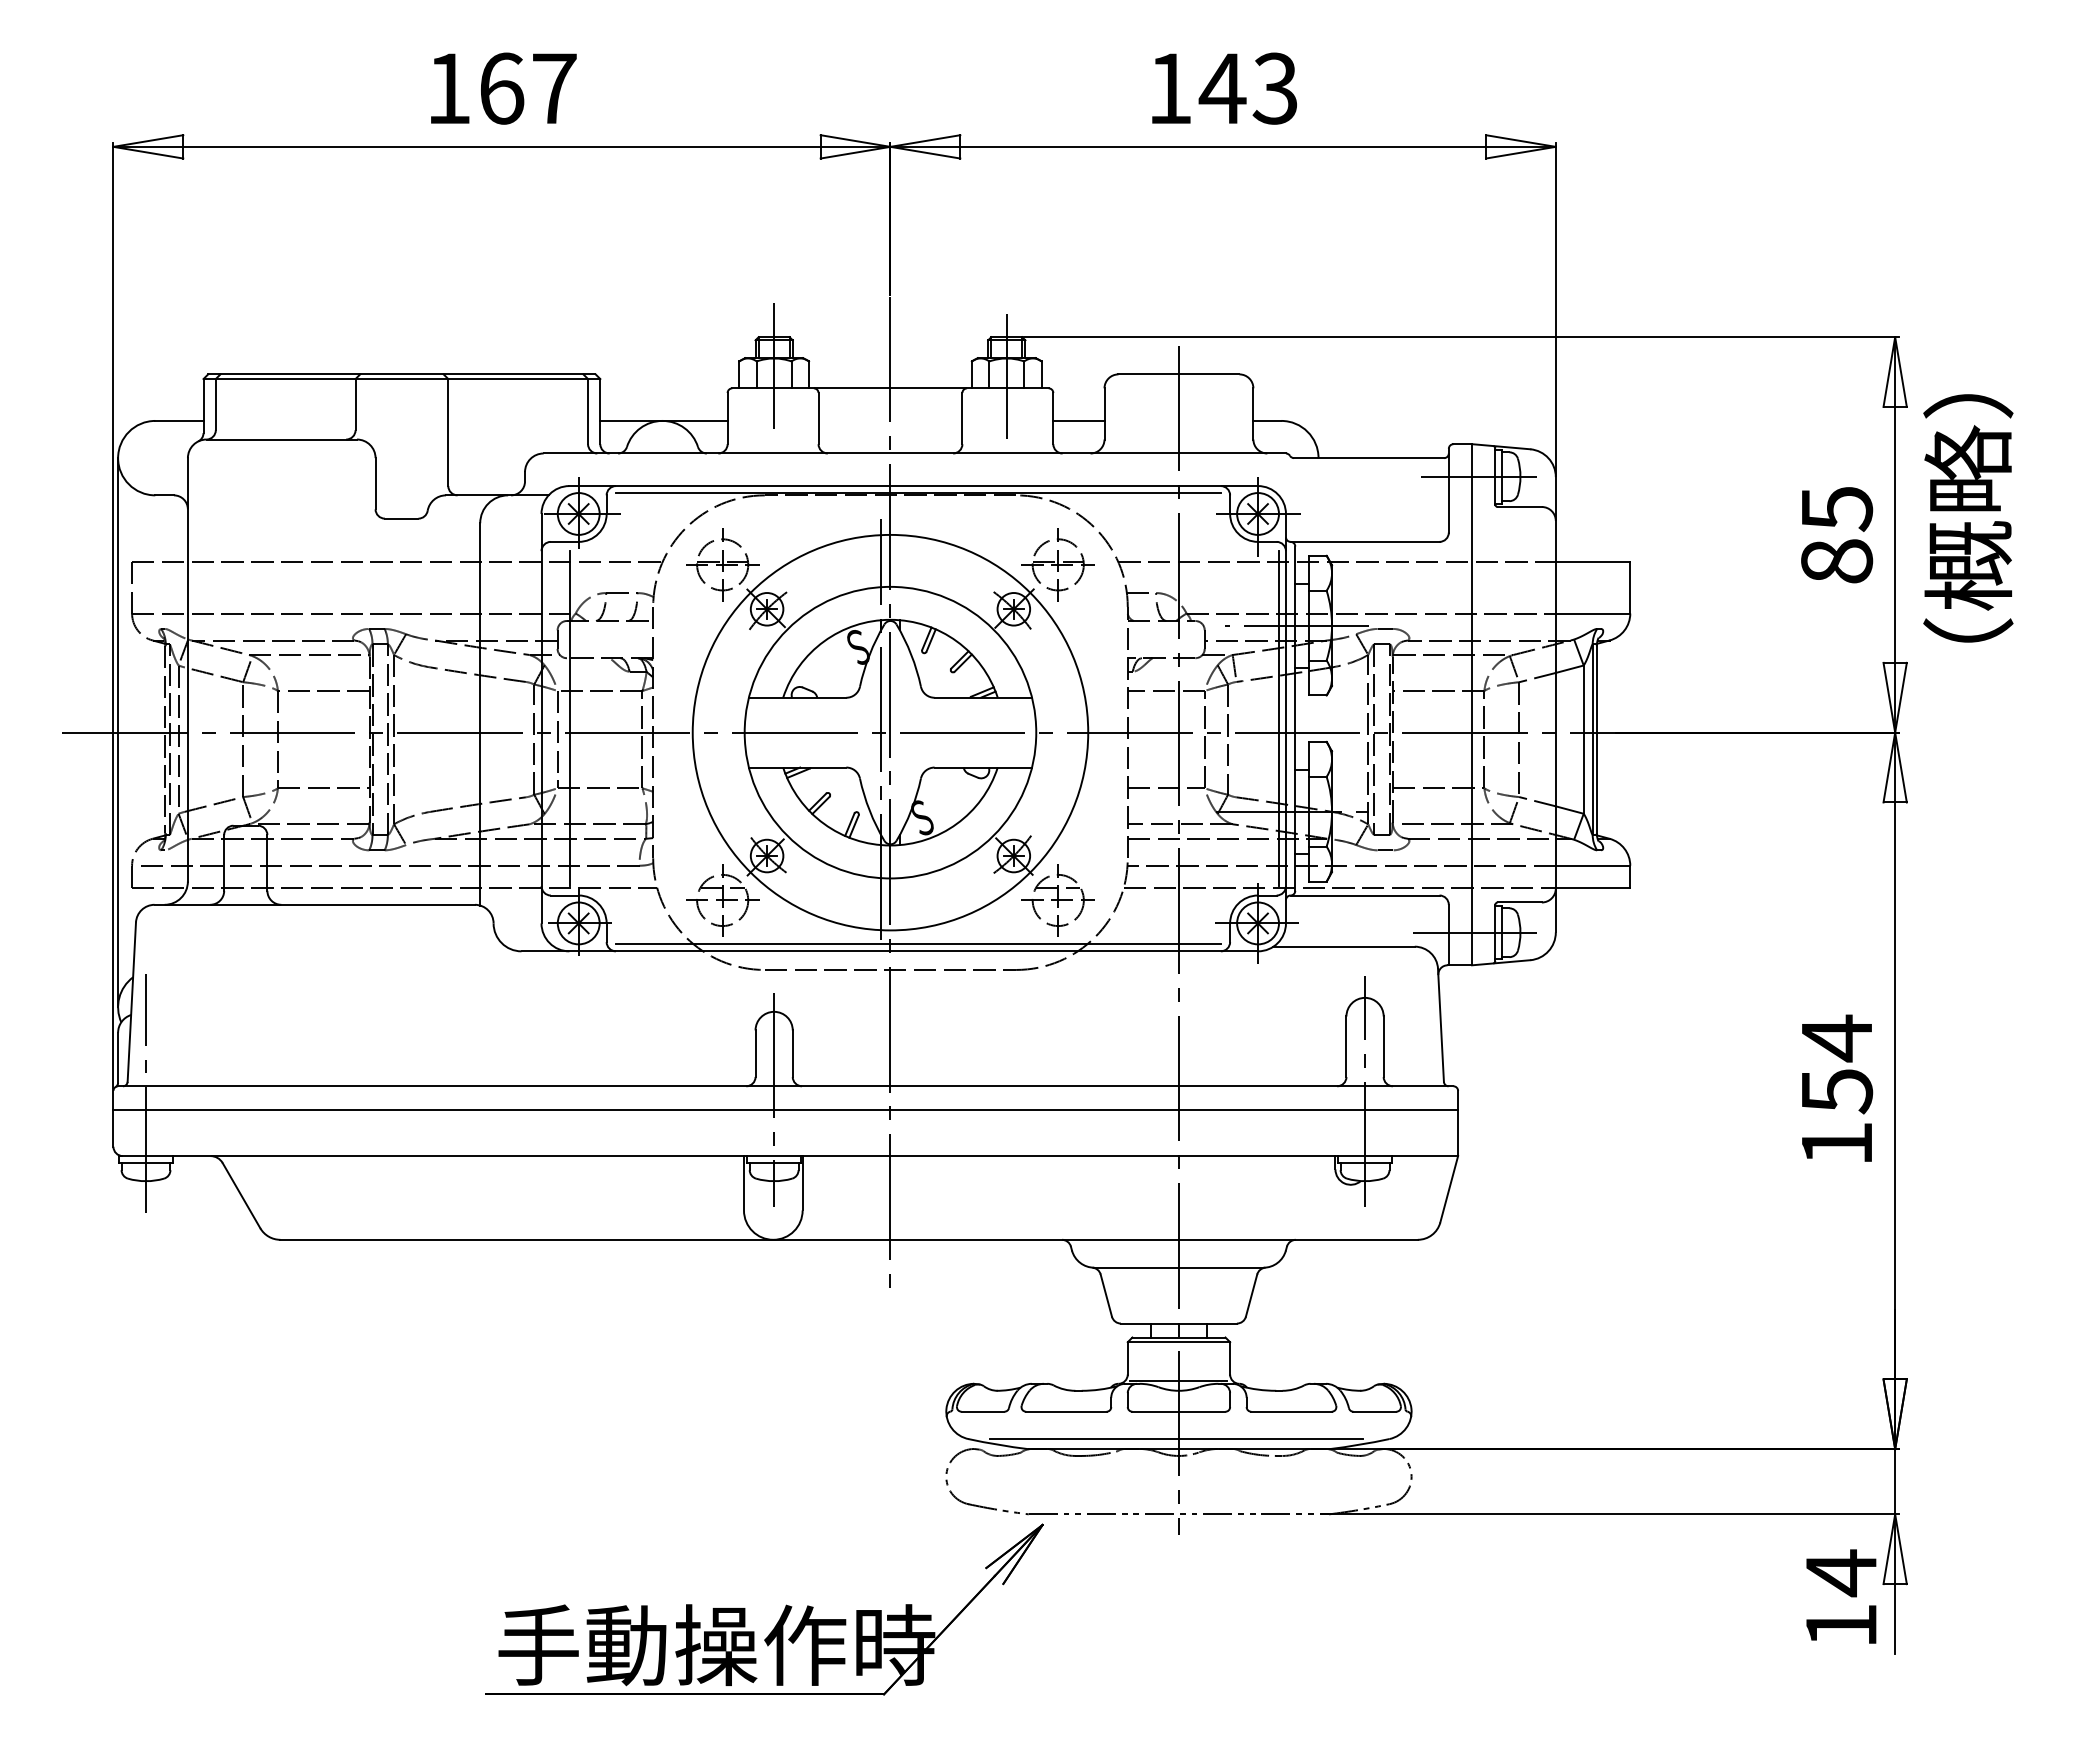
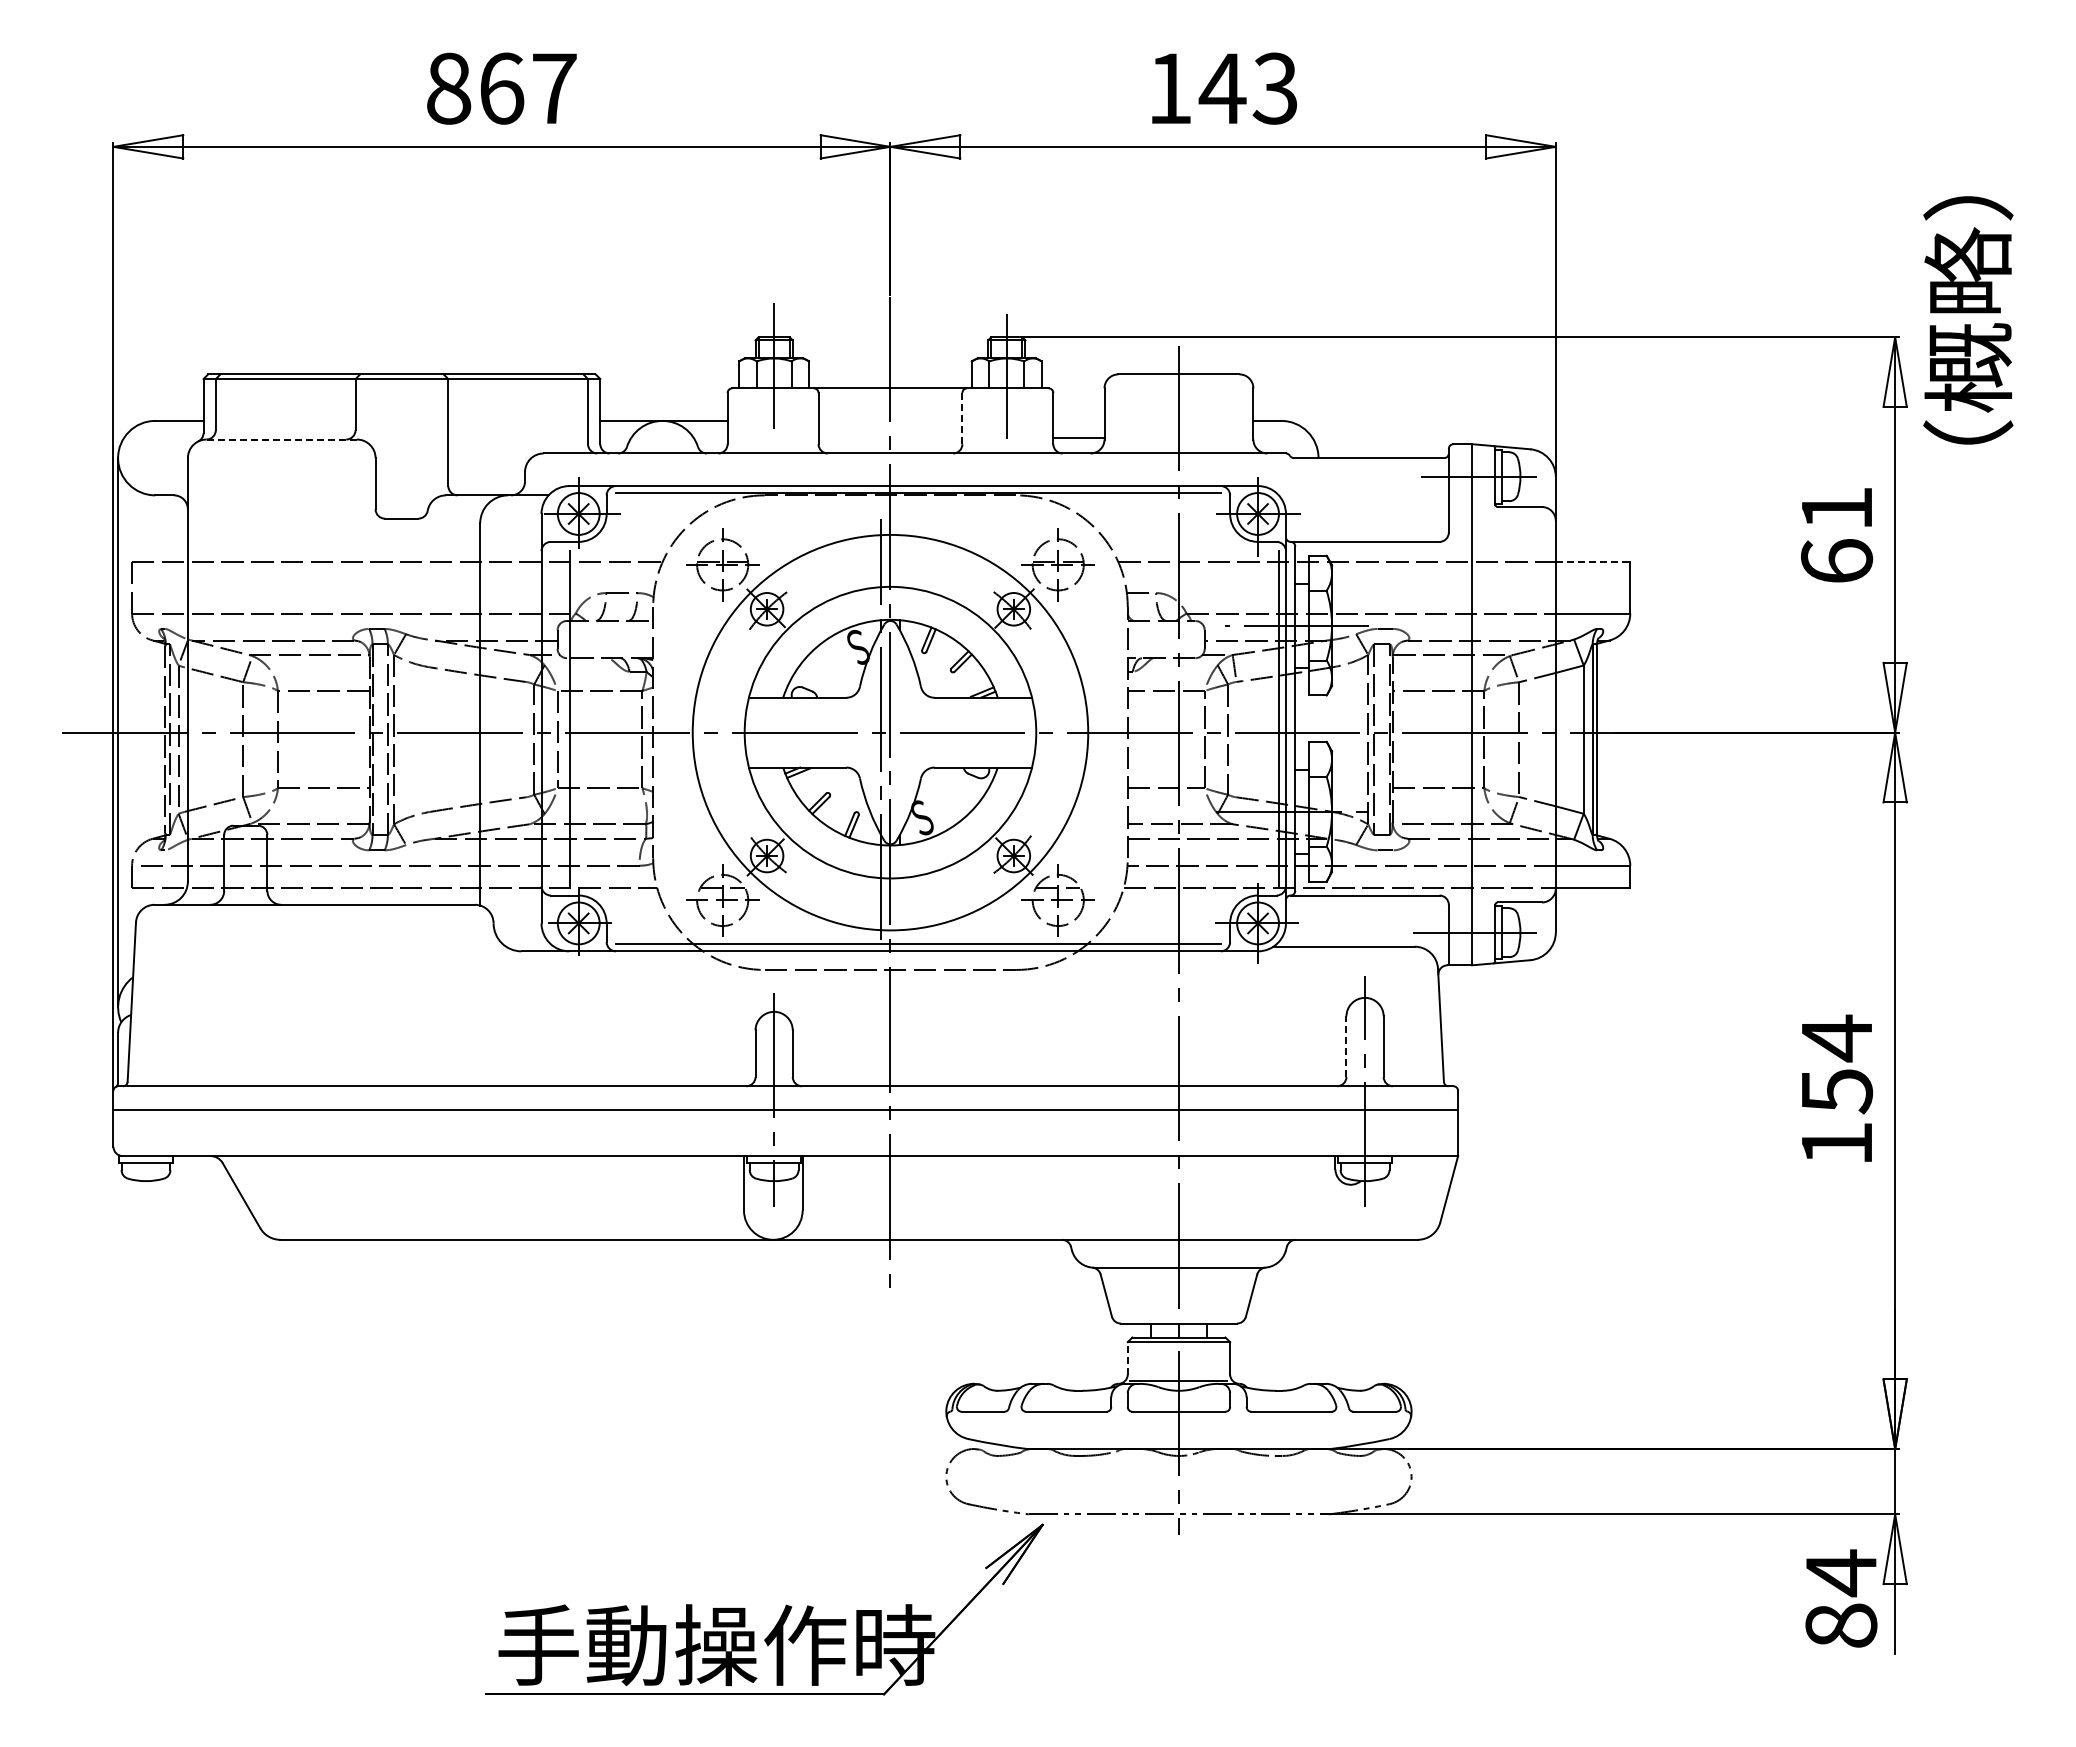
text: 167 -> 867 (449, 88)
line: solid -> dashed (962, 418)
line position: (1078, 420) -> (1078, 437) (1078, 437)
line: solid -> dashed (282, 439)
text position: (1968, 518) -> (1968, 320) (1968, 320)
text: 85 -> 61 (1837, 535)
line: solid -> dashed (1593, 561)
line: solid -> dashed (1346, 1046)
line: present -> none (146, 1093)
line: solid -> dashed (1127, 1357)
line: present -> none (1175, 1439)
text: 14 -> 84 (1841, 1625)
